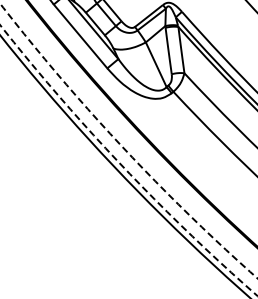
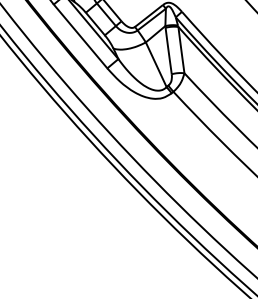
arc: dashed -> solid (122, 146)
arc: dashed -> solid (122, 166)
